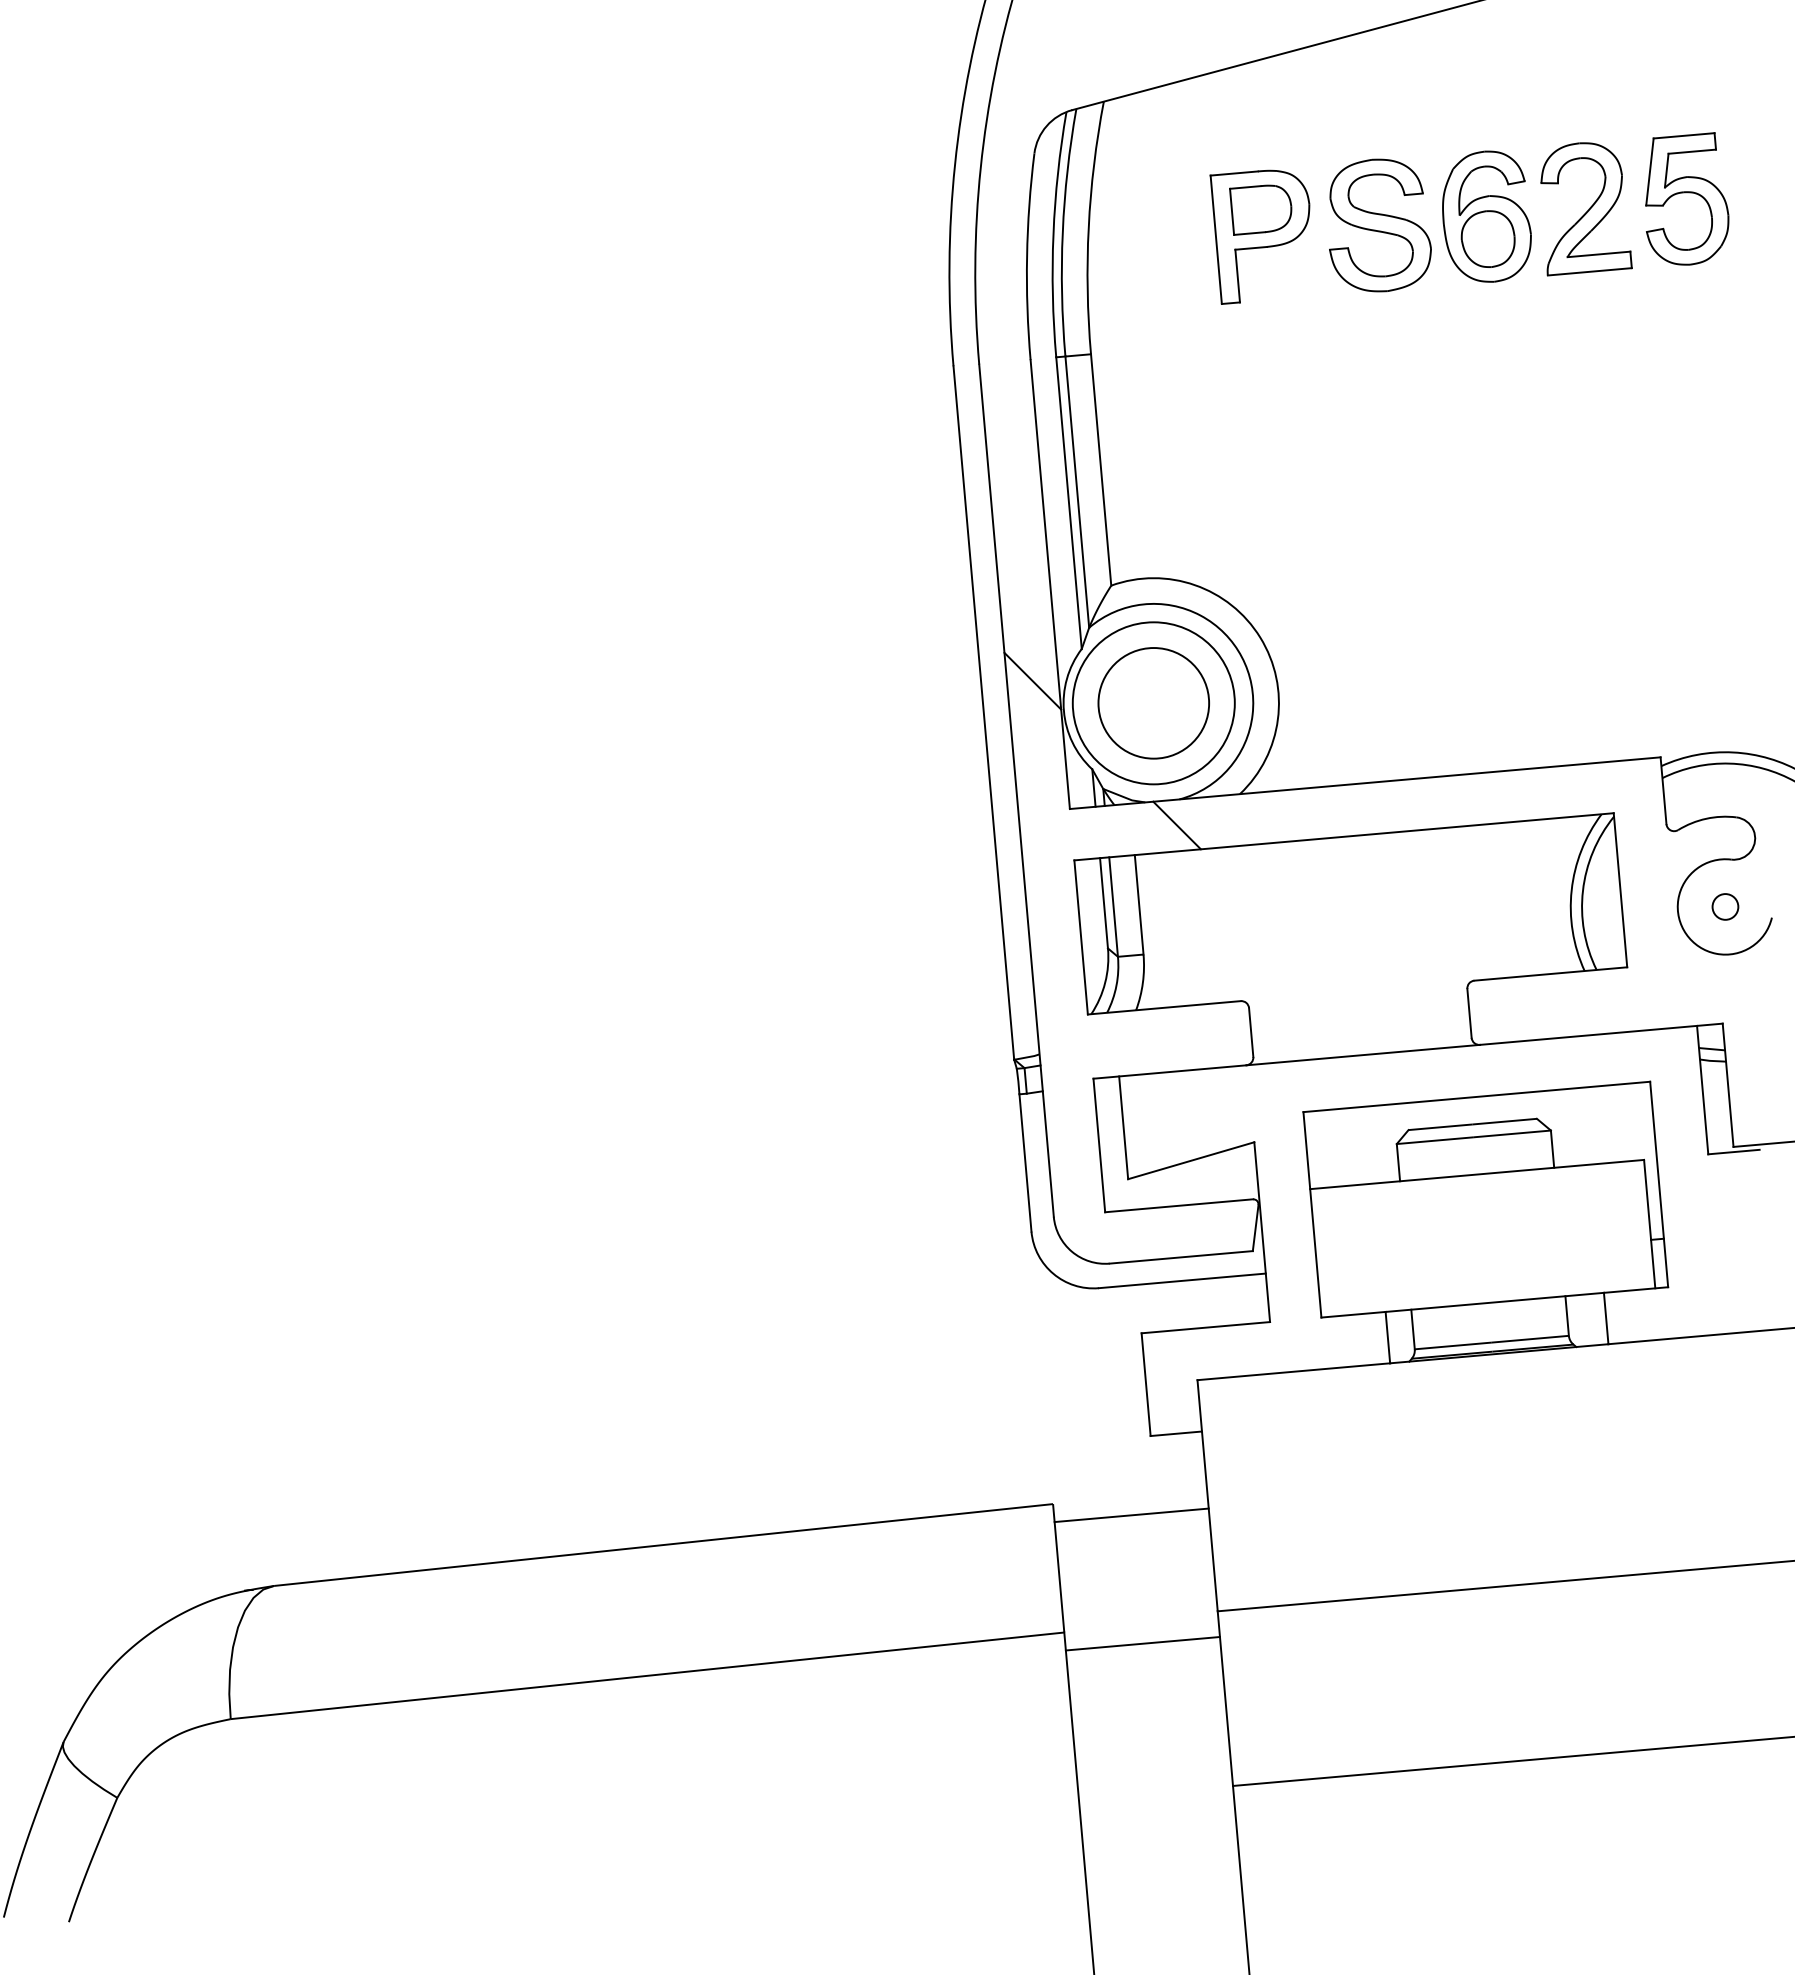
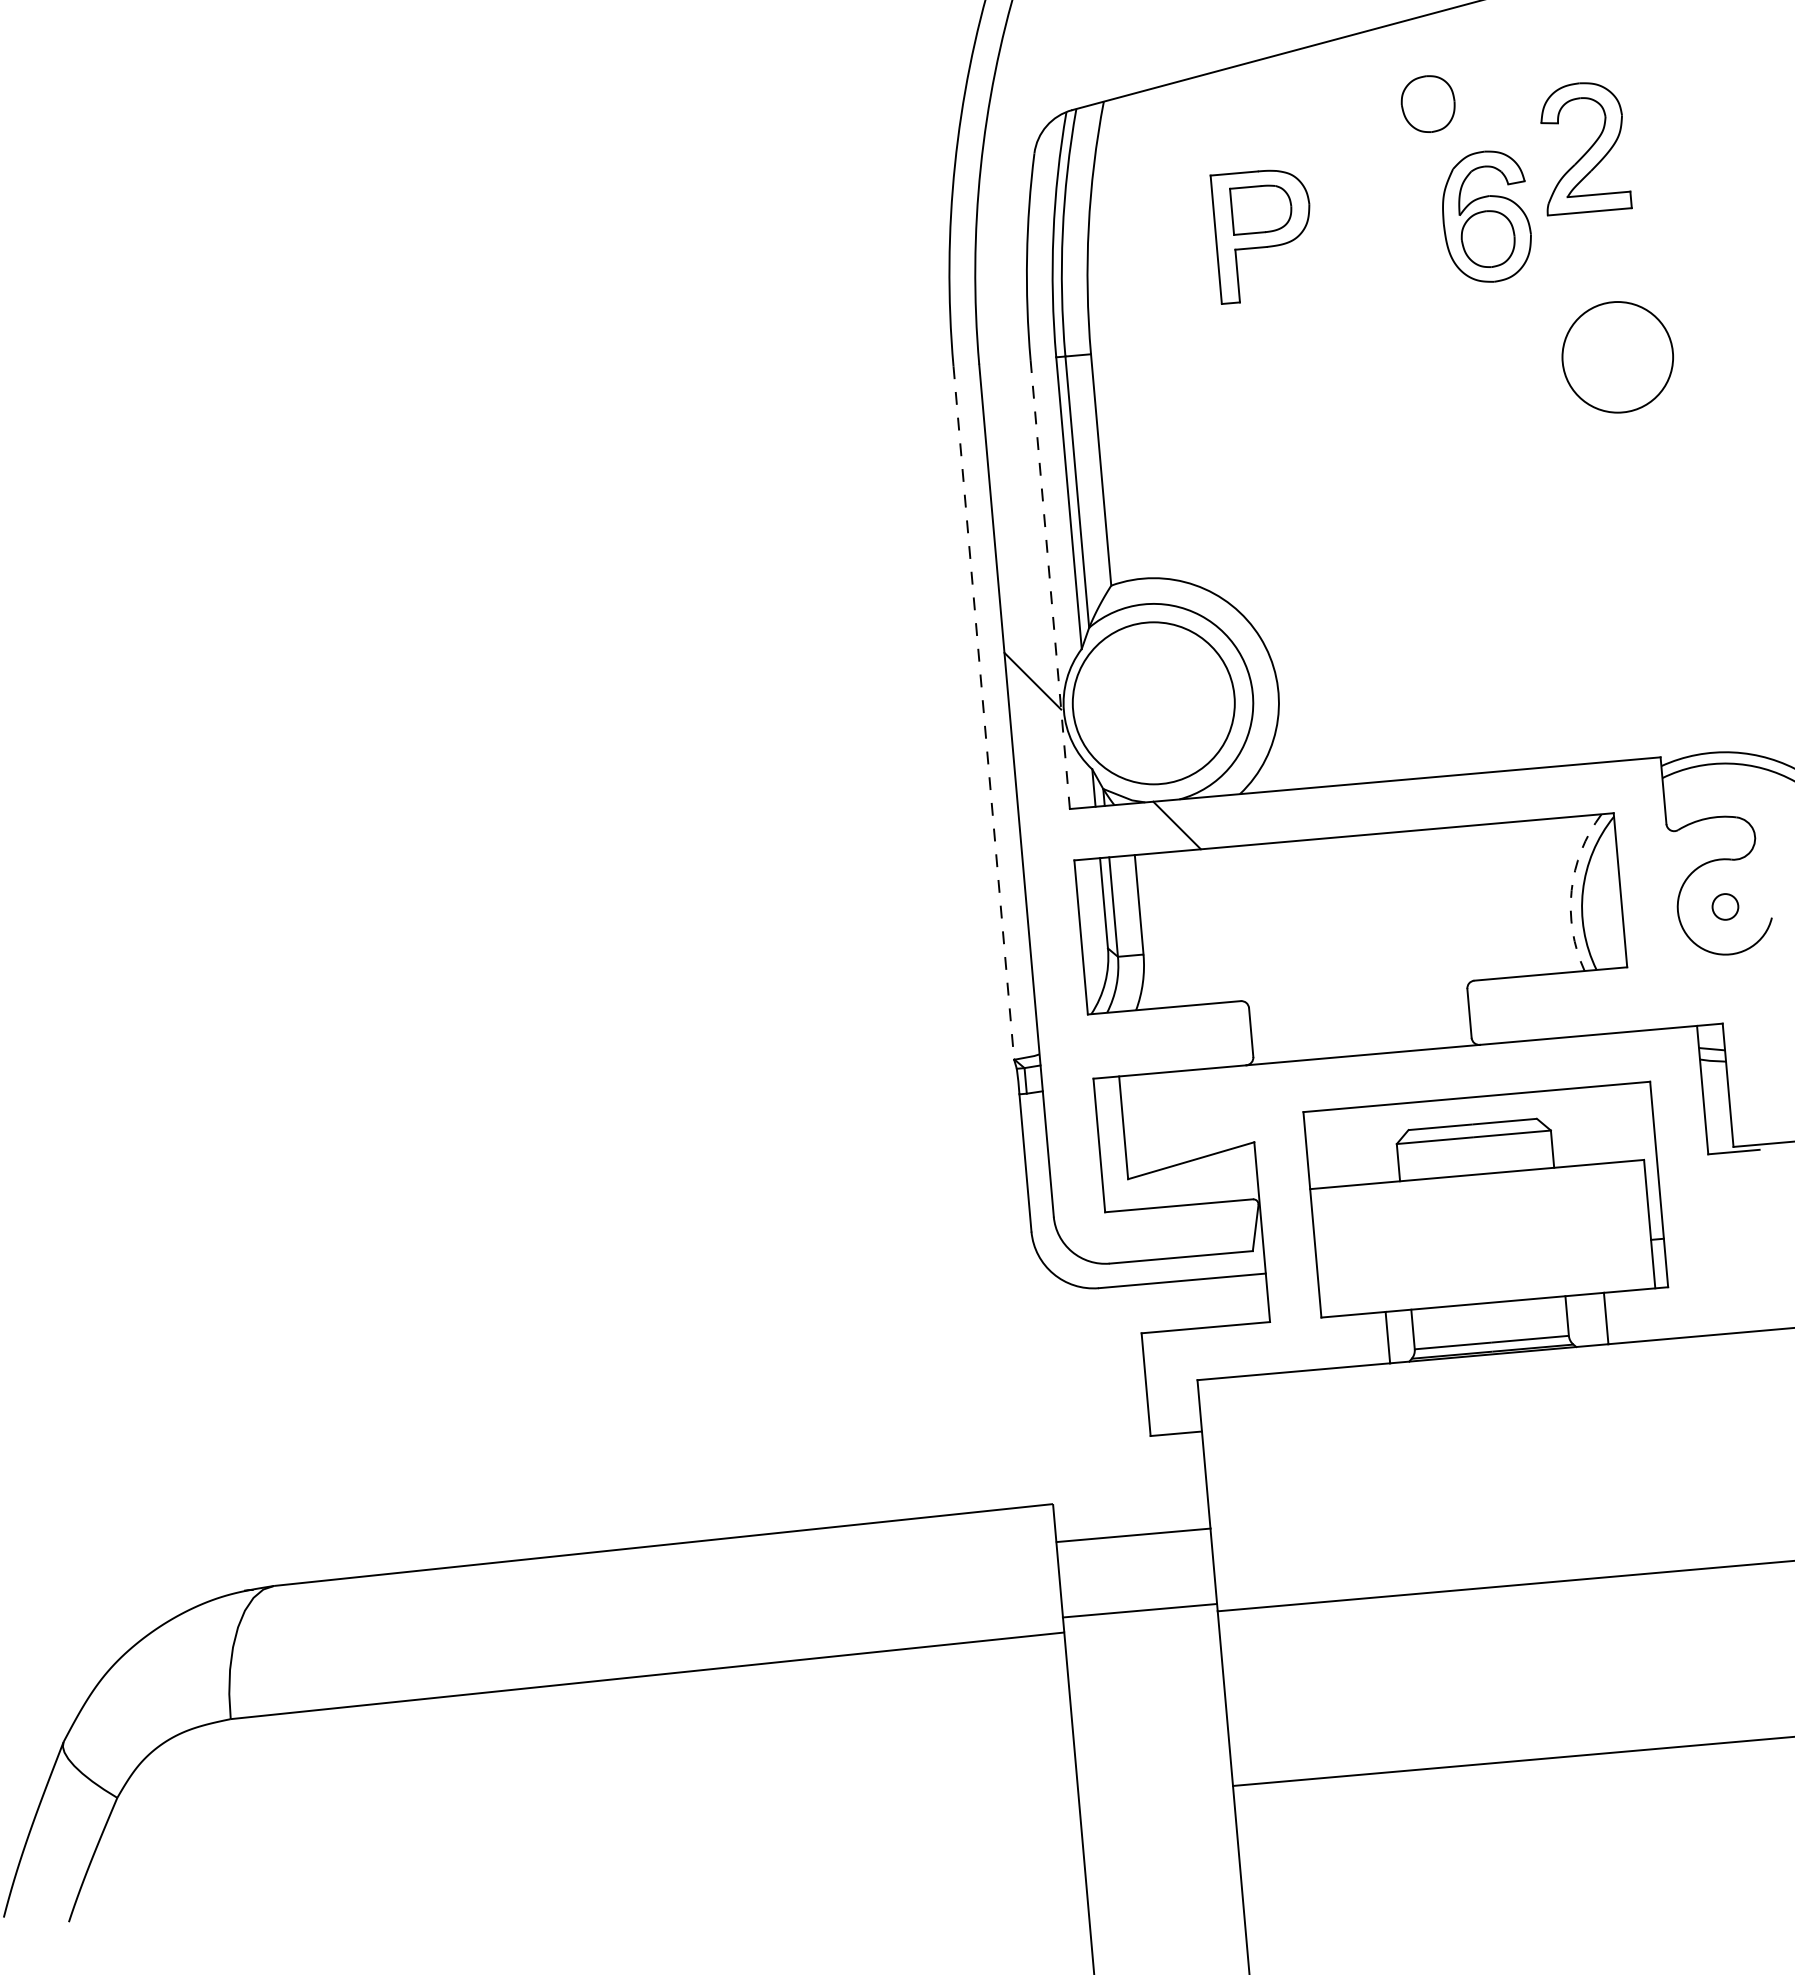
part: none -> present (1427, 103)
part: present -> none (1687, 198)
part position: (1586, 209) -> (1586, 149) (1586, 149)
part: present -> none (1380, 225)
line: solid -> dashed (1050, 585)
circle position: (1153, 703) -> (1617, 357) (1617, 357)
line: solid -> dashed (983, 713)
arc: solid -> dashed (1571, 890)
line position: (1131, 1515) -> (1133, 1535) (1133, 1535)
line position: (1142, 1643) -> (1139, 1610) (1139, 1610)
